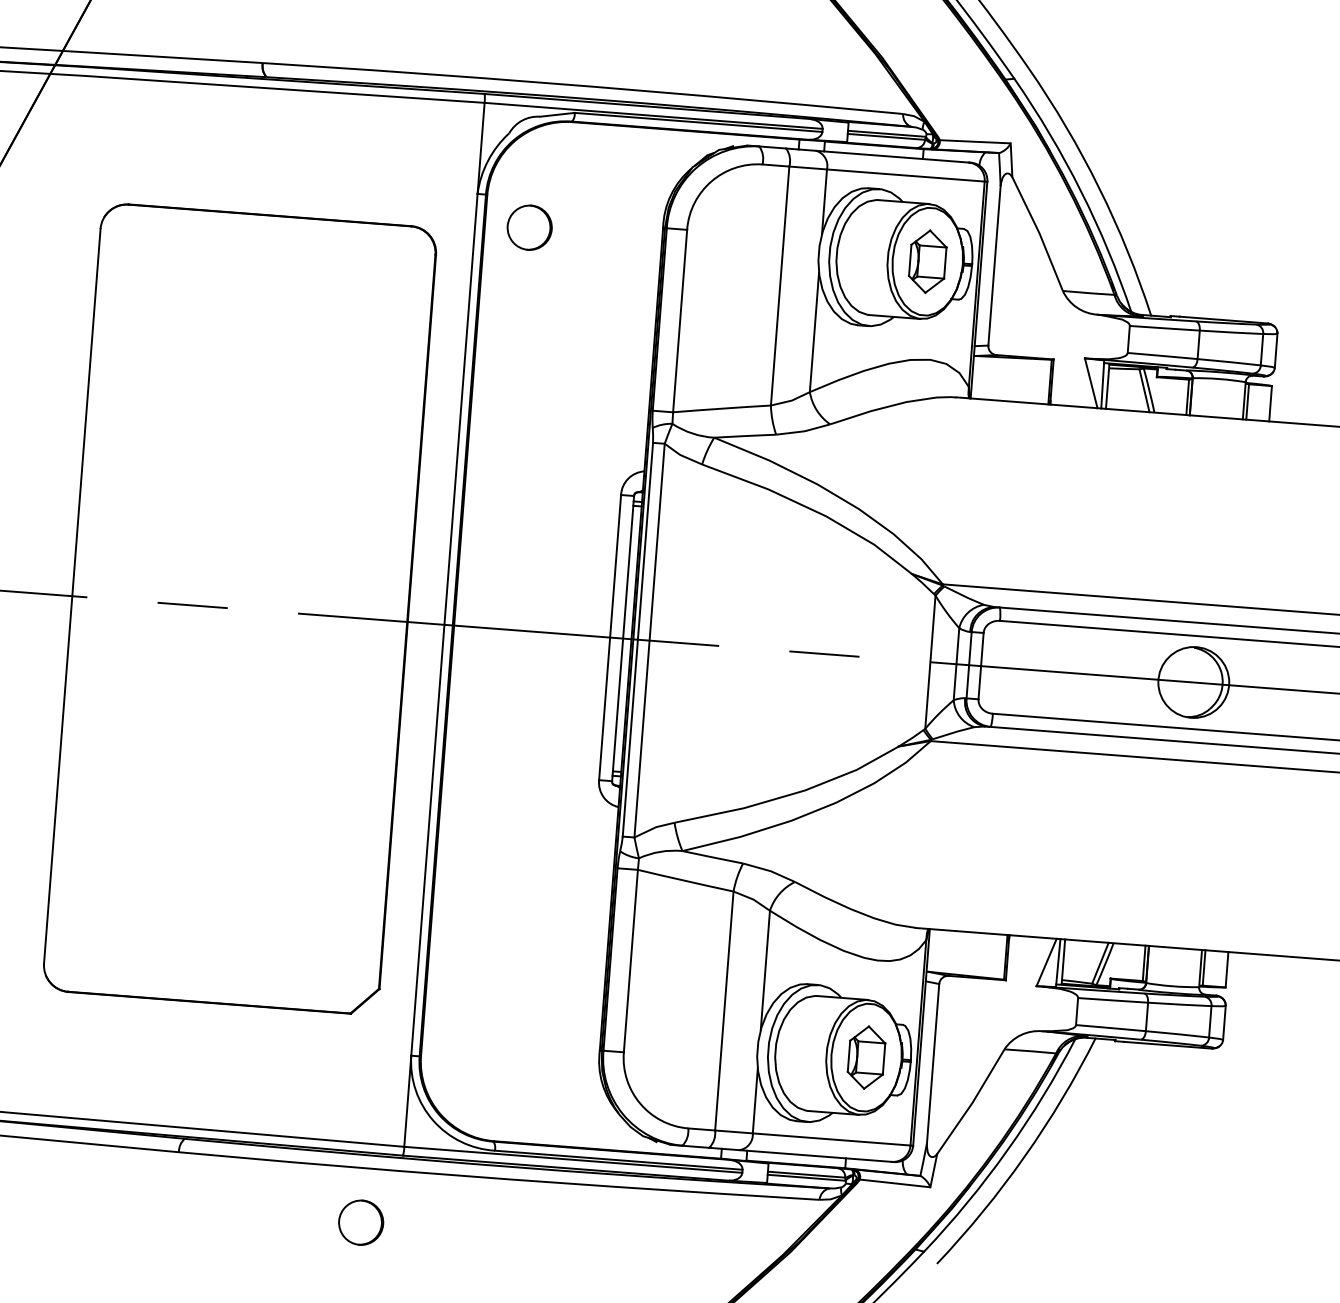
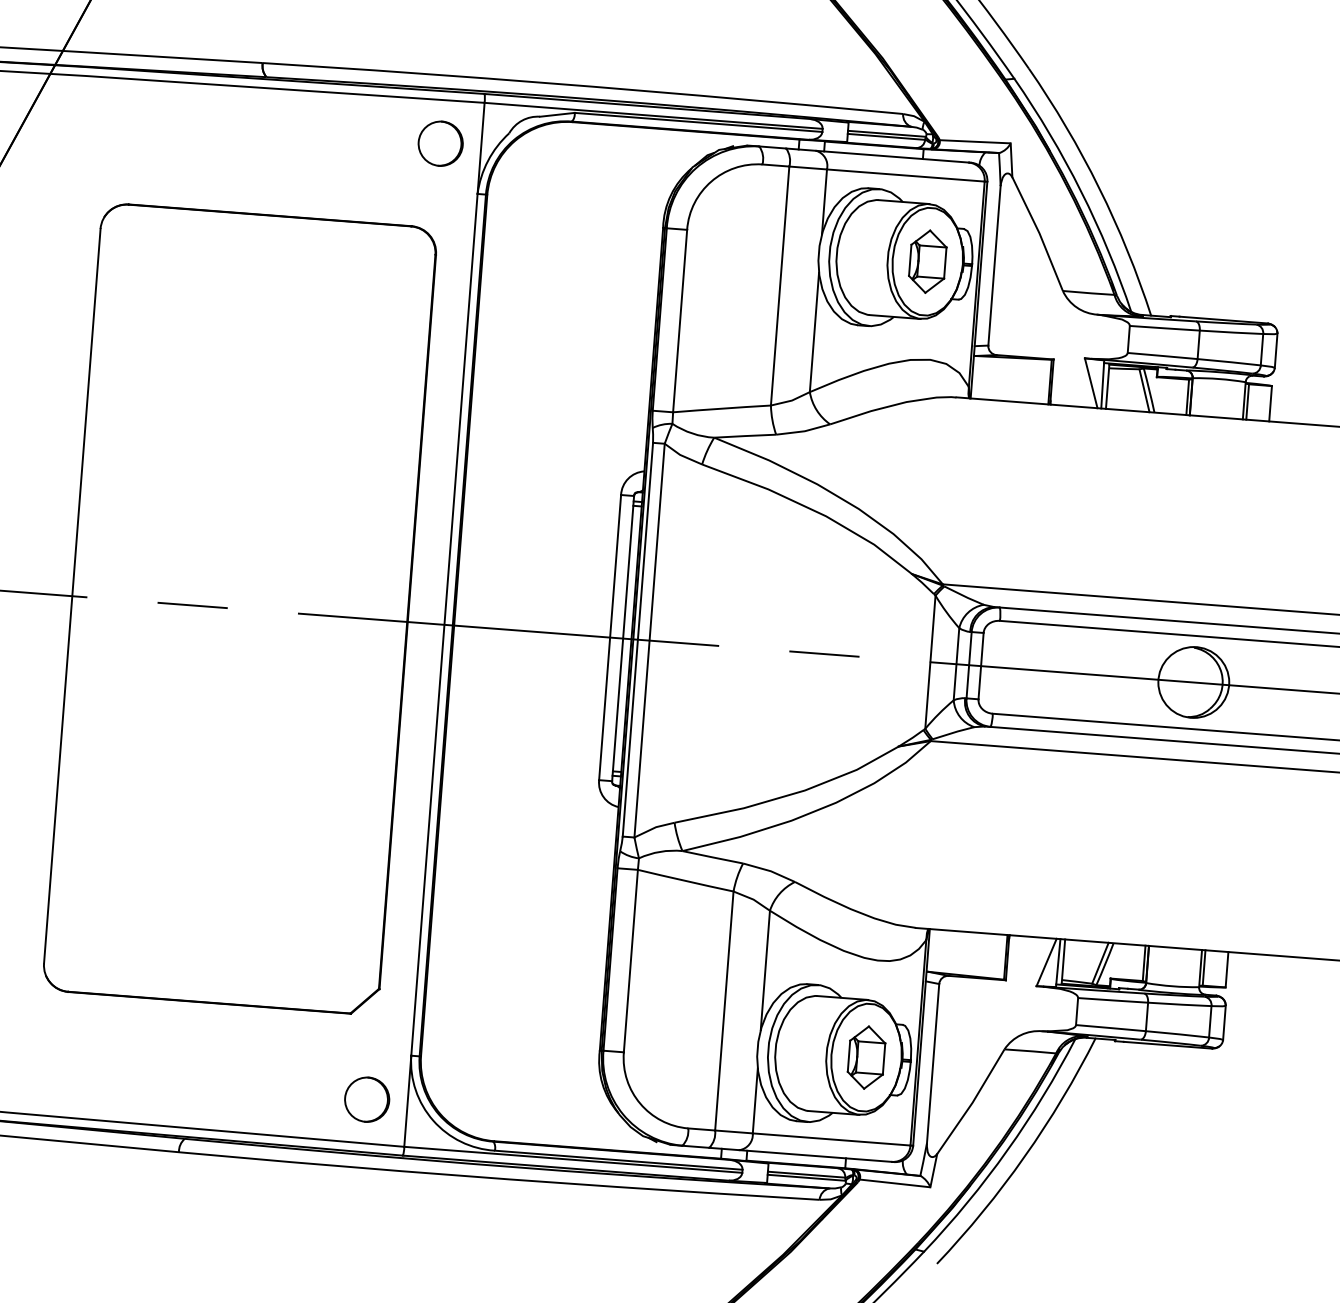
part position: (529, 227) -> (440, 143) (440, 143)
part position: (361, 1222) -> (367, 1099) (367, 1099)
